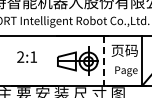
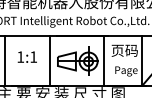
text: 2:1 -> 1:1 (20, 56)
line: none -> present (5, 60)
line: none -> present (49, 60)
line: dashed -> solid (104, 60)
